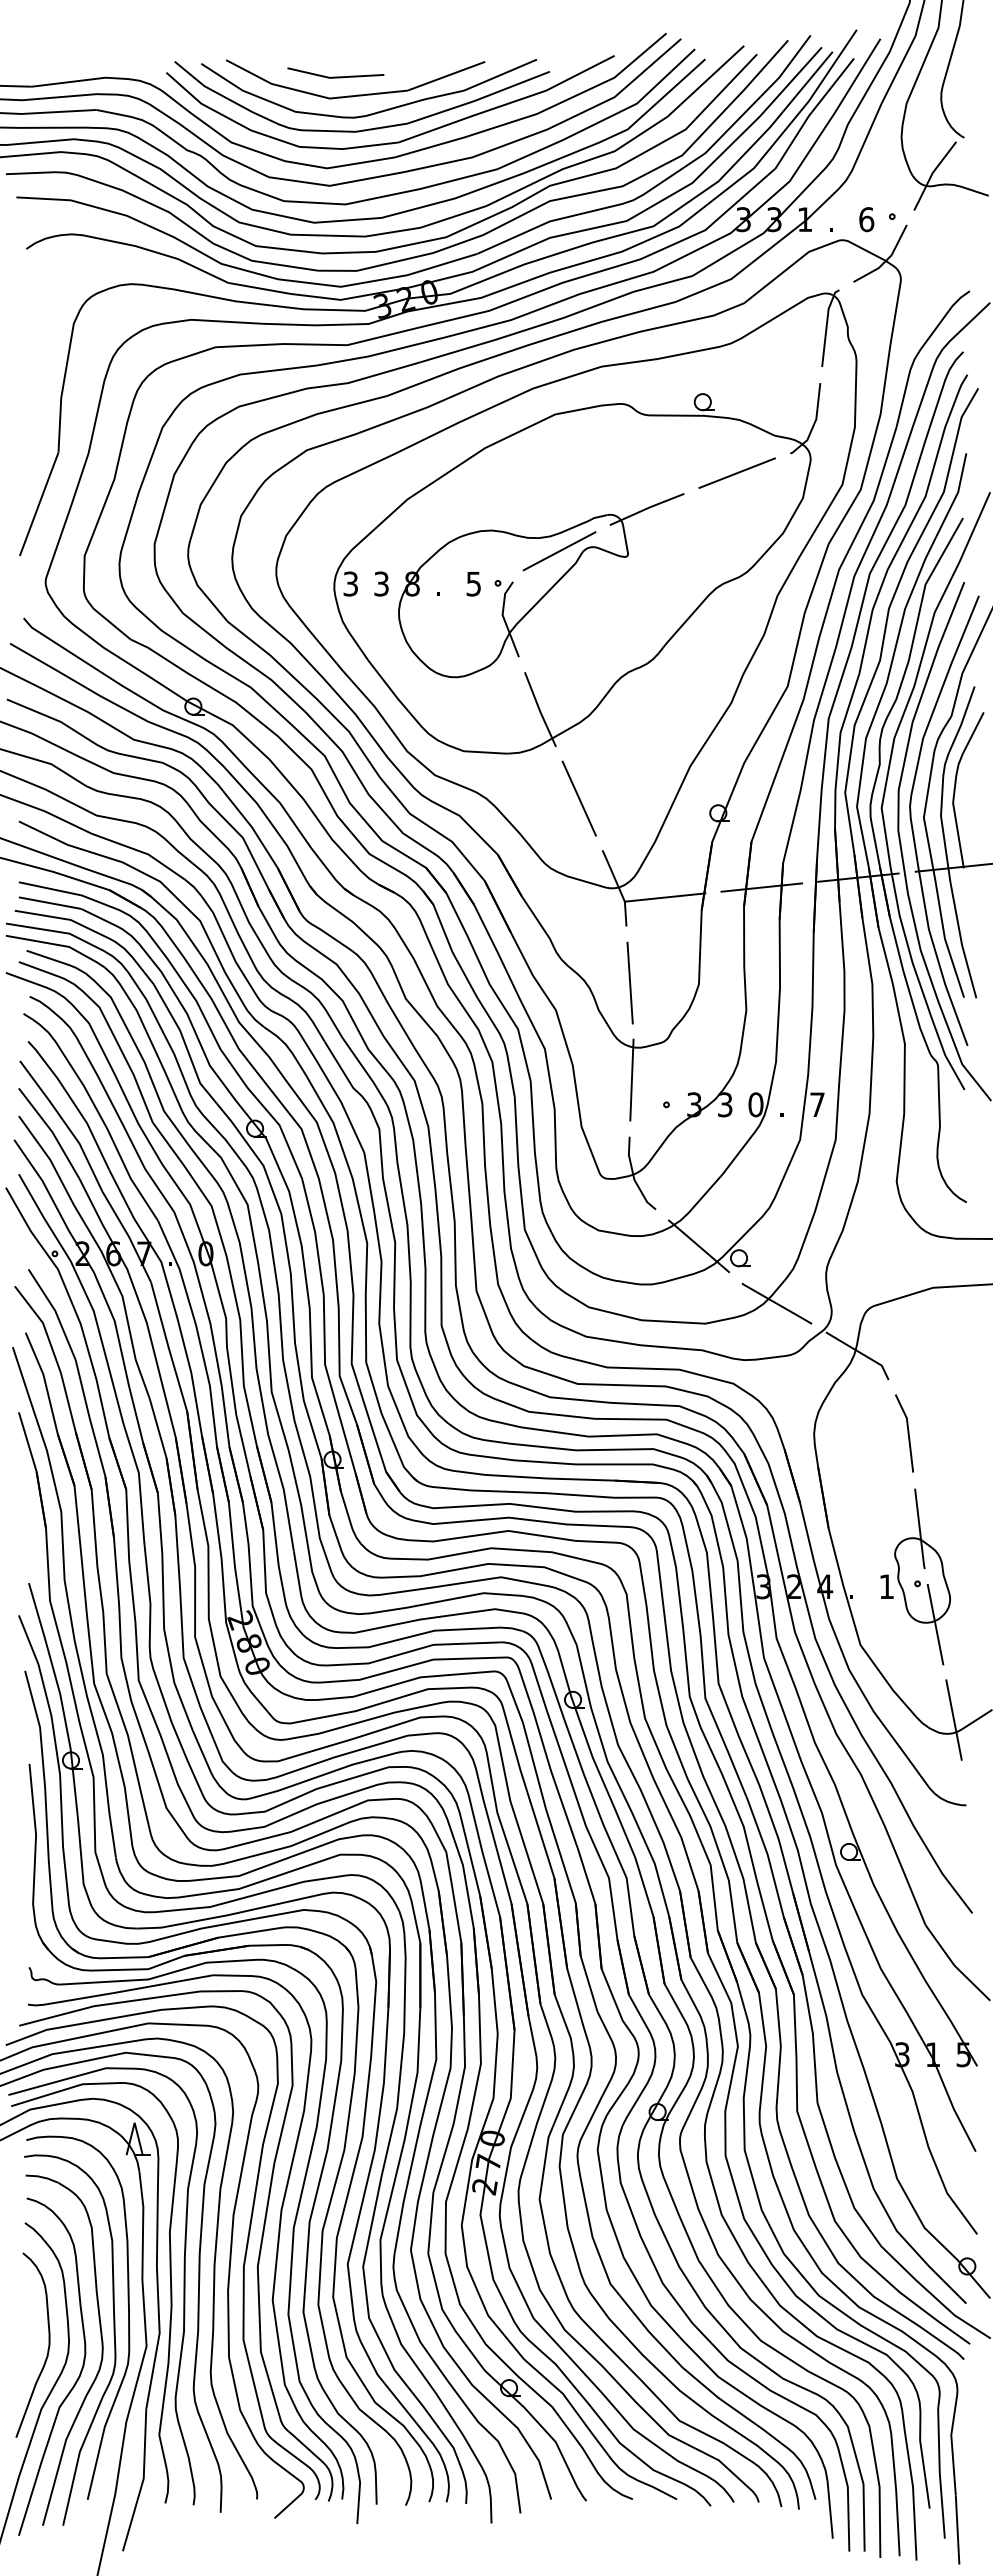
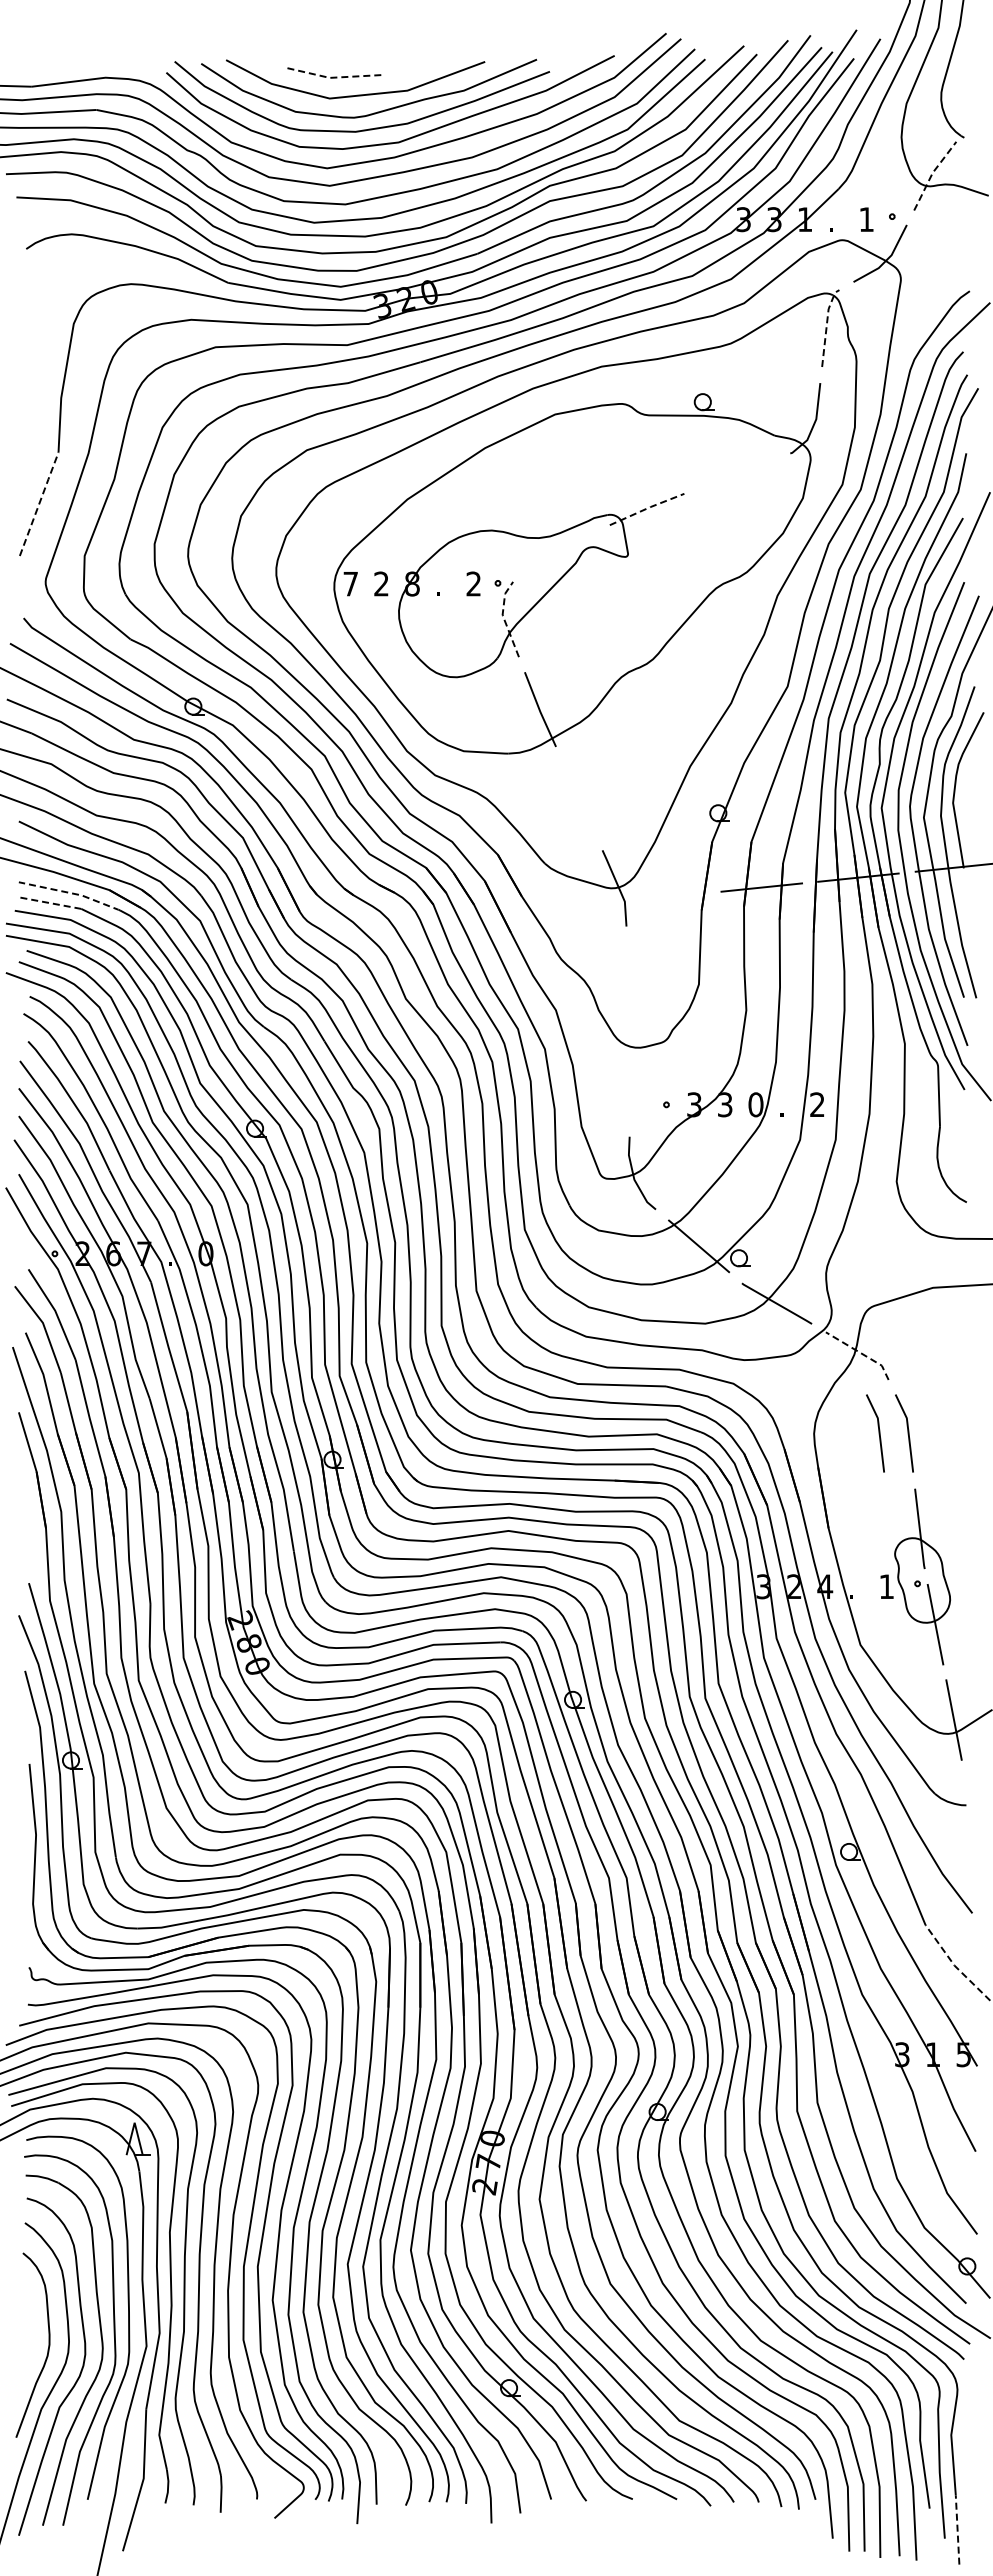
line: solid -> dashed (334, 77)
line: solid -> dashed (932, 173)
text: 6 -> 1 (866, 219)
line: solid -> dashed (826, 325)
line: present -> none (736, 472)
line: solid -> dashed (39, 503)
line: solid -> dashed (647, 508)
line: present -> none (559, 551)
text: 3 -> 7 (350, 583)
text: 5 -> 2 (473, 583)
text: 3 -> 2 (381, 584)
line: solid -> dashed (503, 617)
line: present -> none (578, 798)
line: solid -> dashed (71, 893)
line: present -> none (664, 897)
line: solid -> dashed (50, 903)
line: present -> none (629, 982)
line: present -> none (631, 1079)
text: 7 -> 2 (817, 1104)
line: solid -> dashed (860, 1353)
line: none -> present (878, 1433)
line: solid -> dashed (954, 1965)
line: solid -> dashed (957, 2530)
